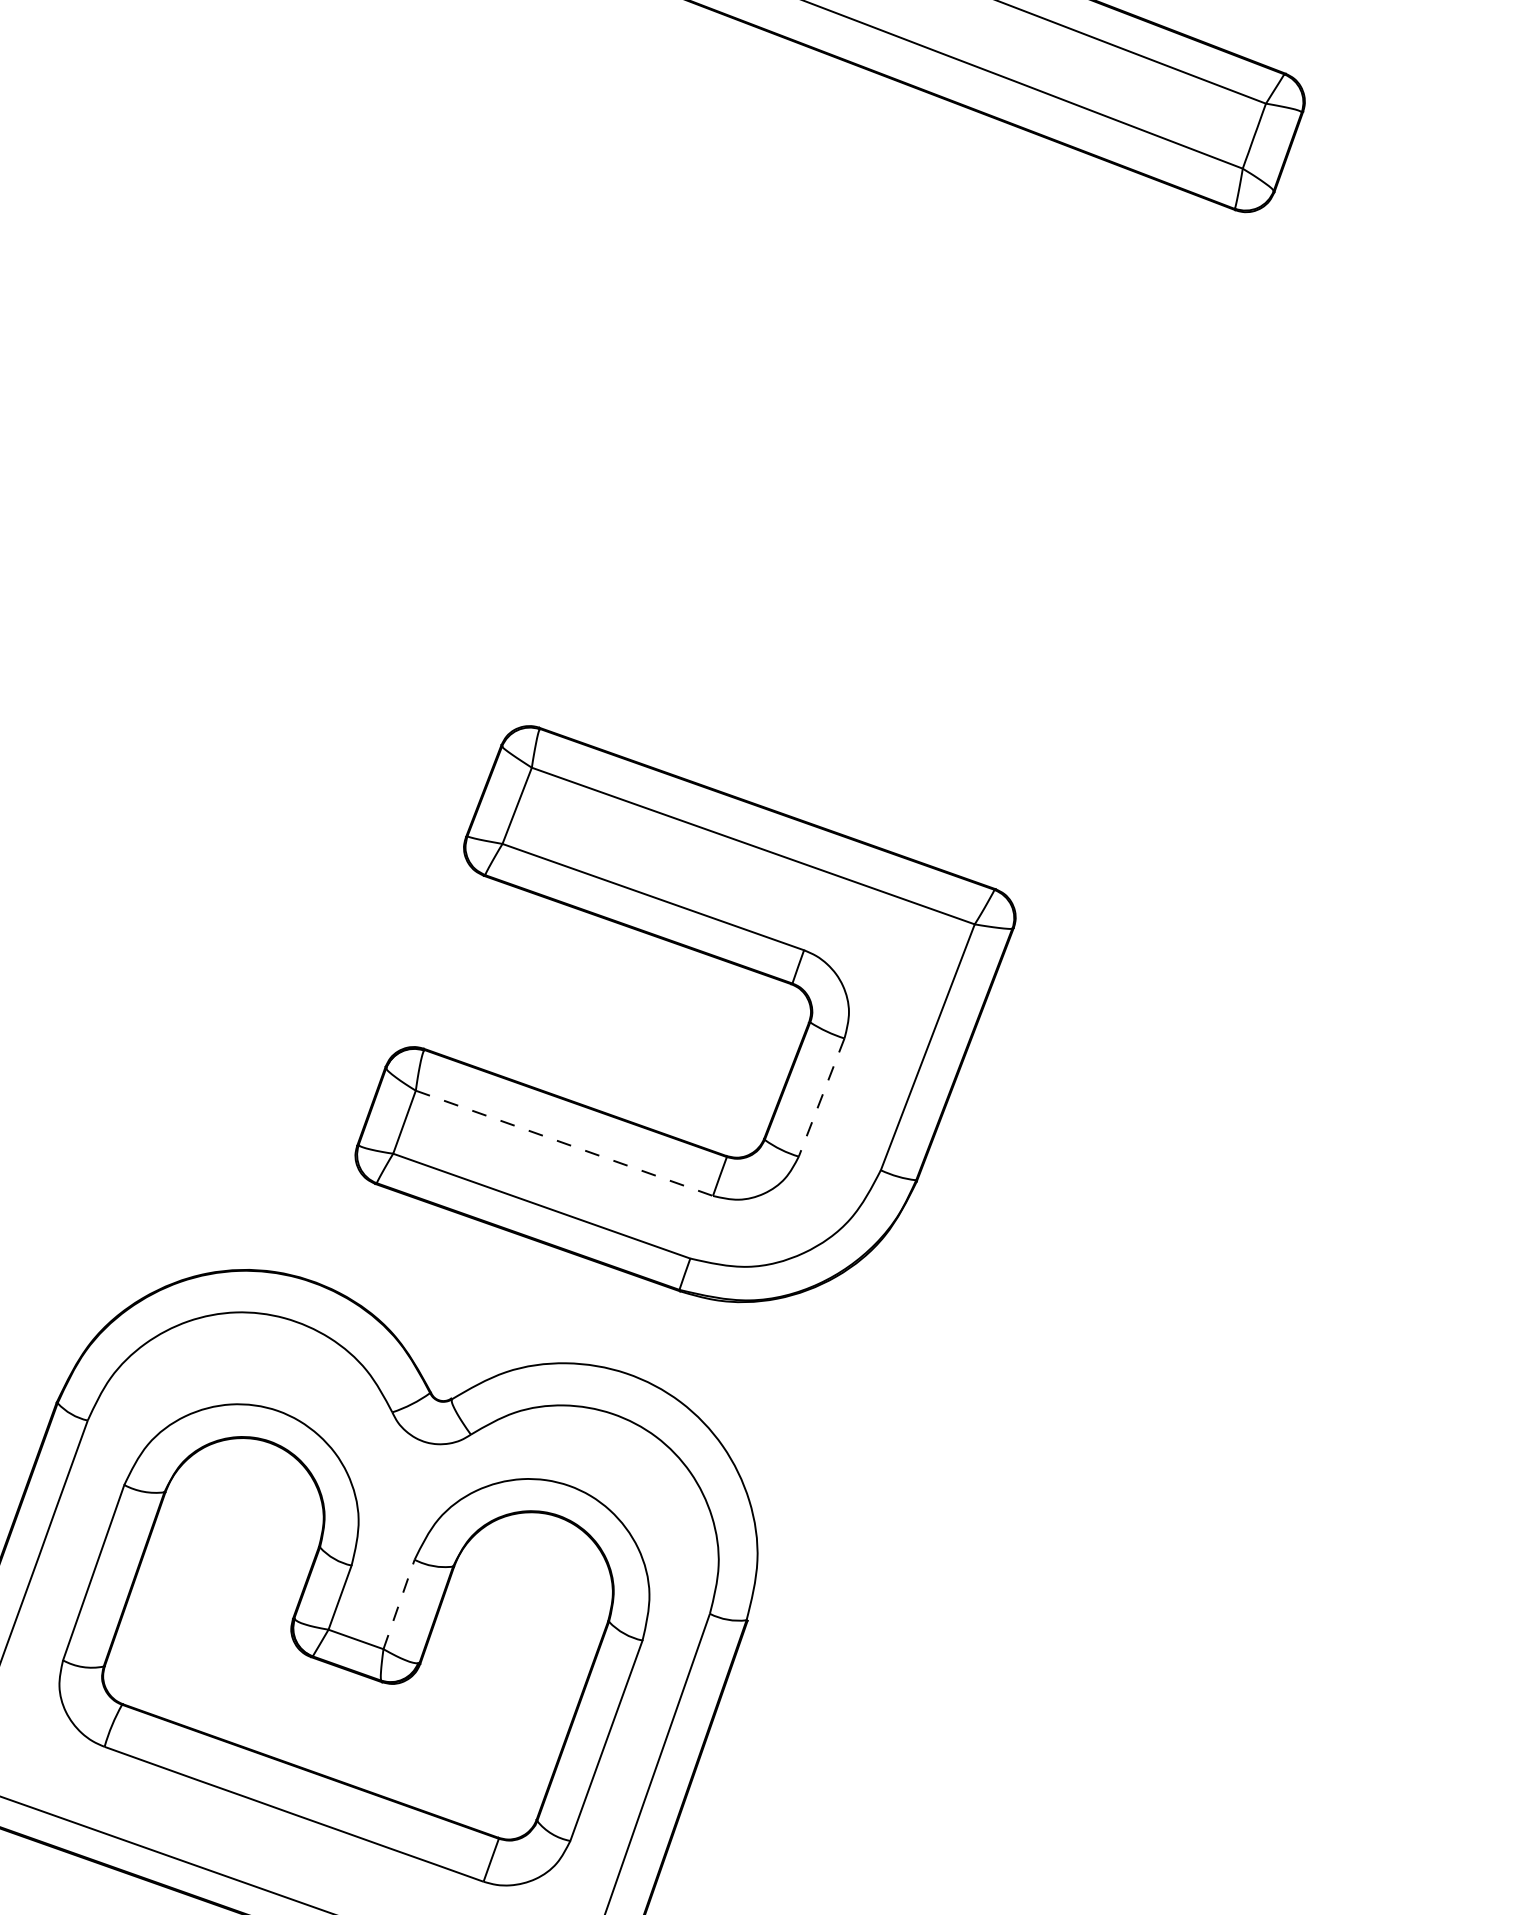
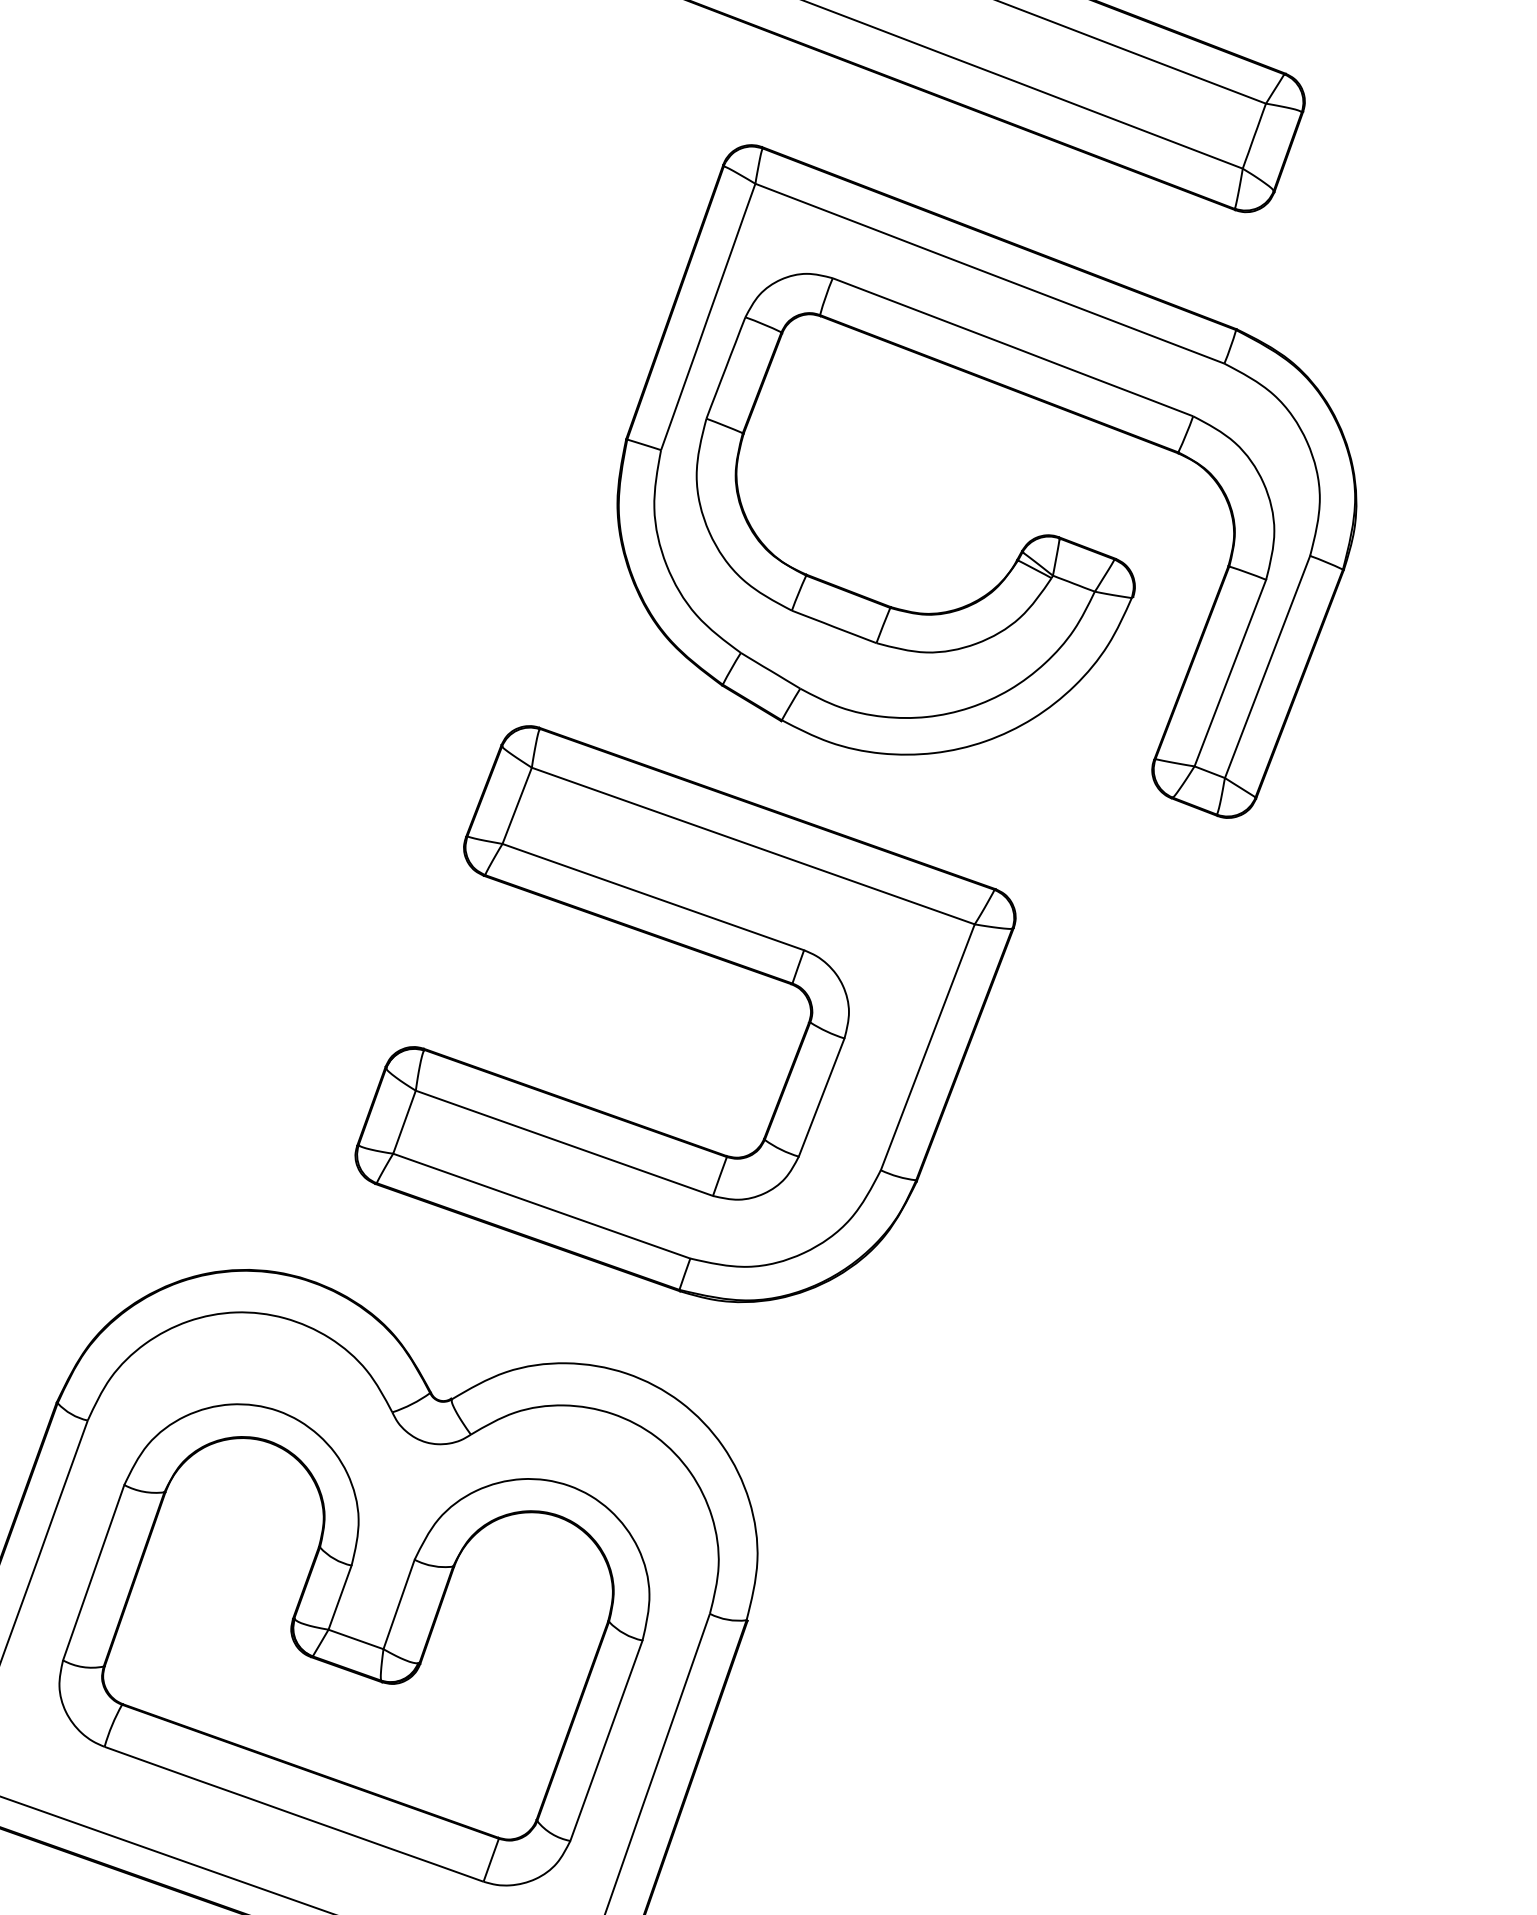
part: none -> present (1029, 540)
line: dashed -> solid (821, 1097)
line: dashed -> solid (564, 1143)
line: dashed -> solid (399, 1604)
